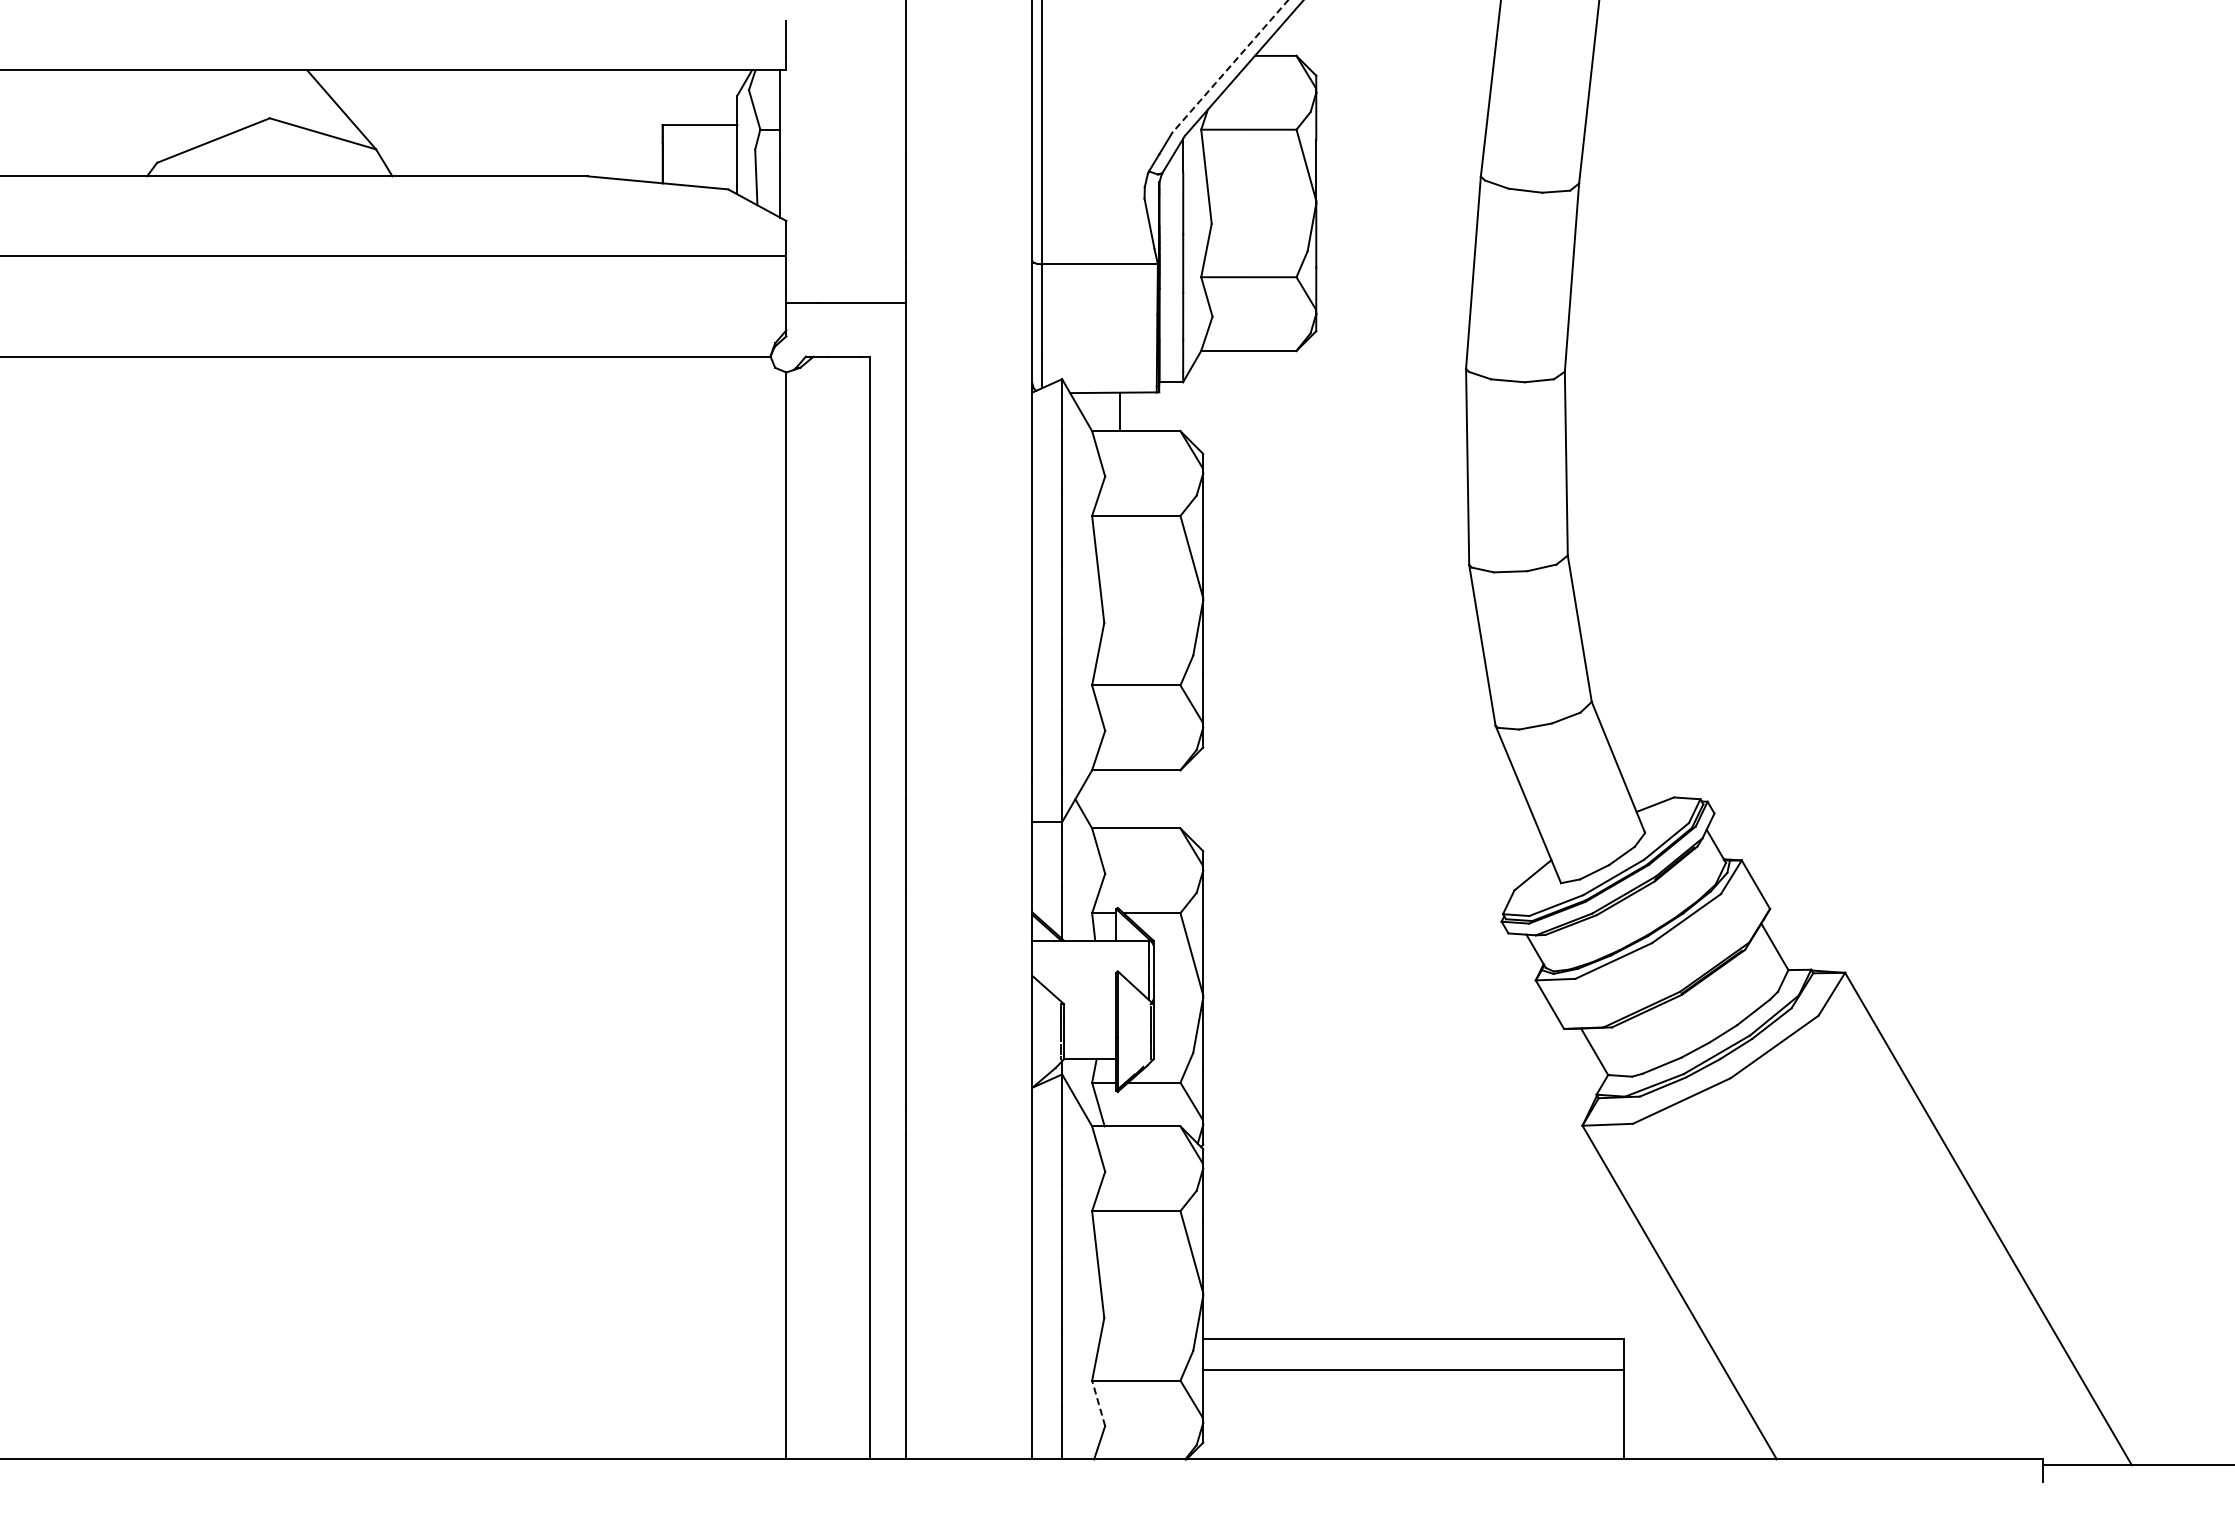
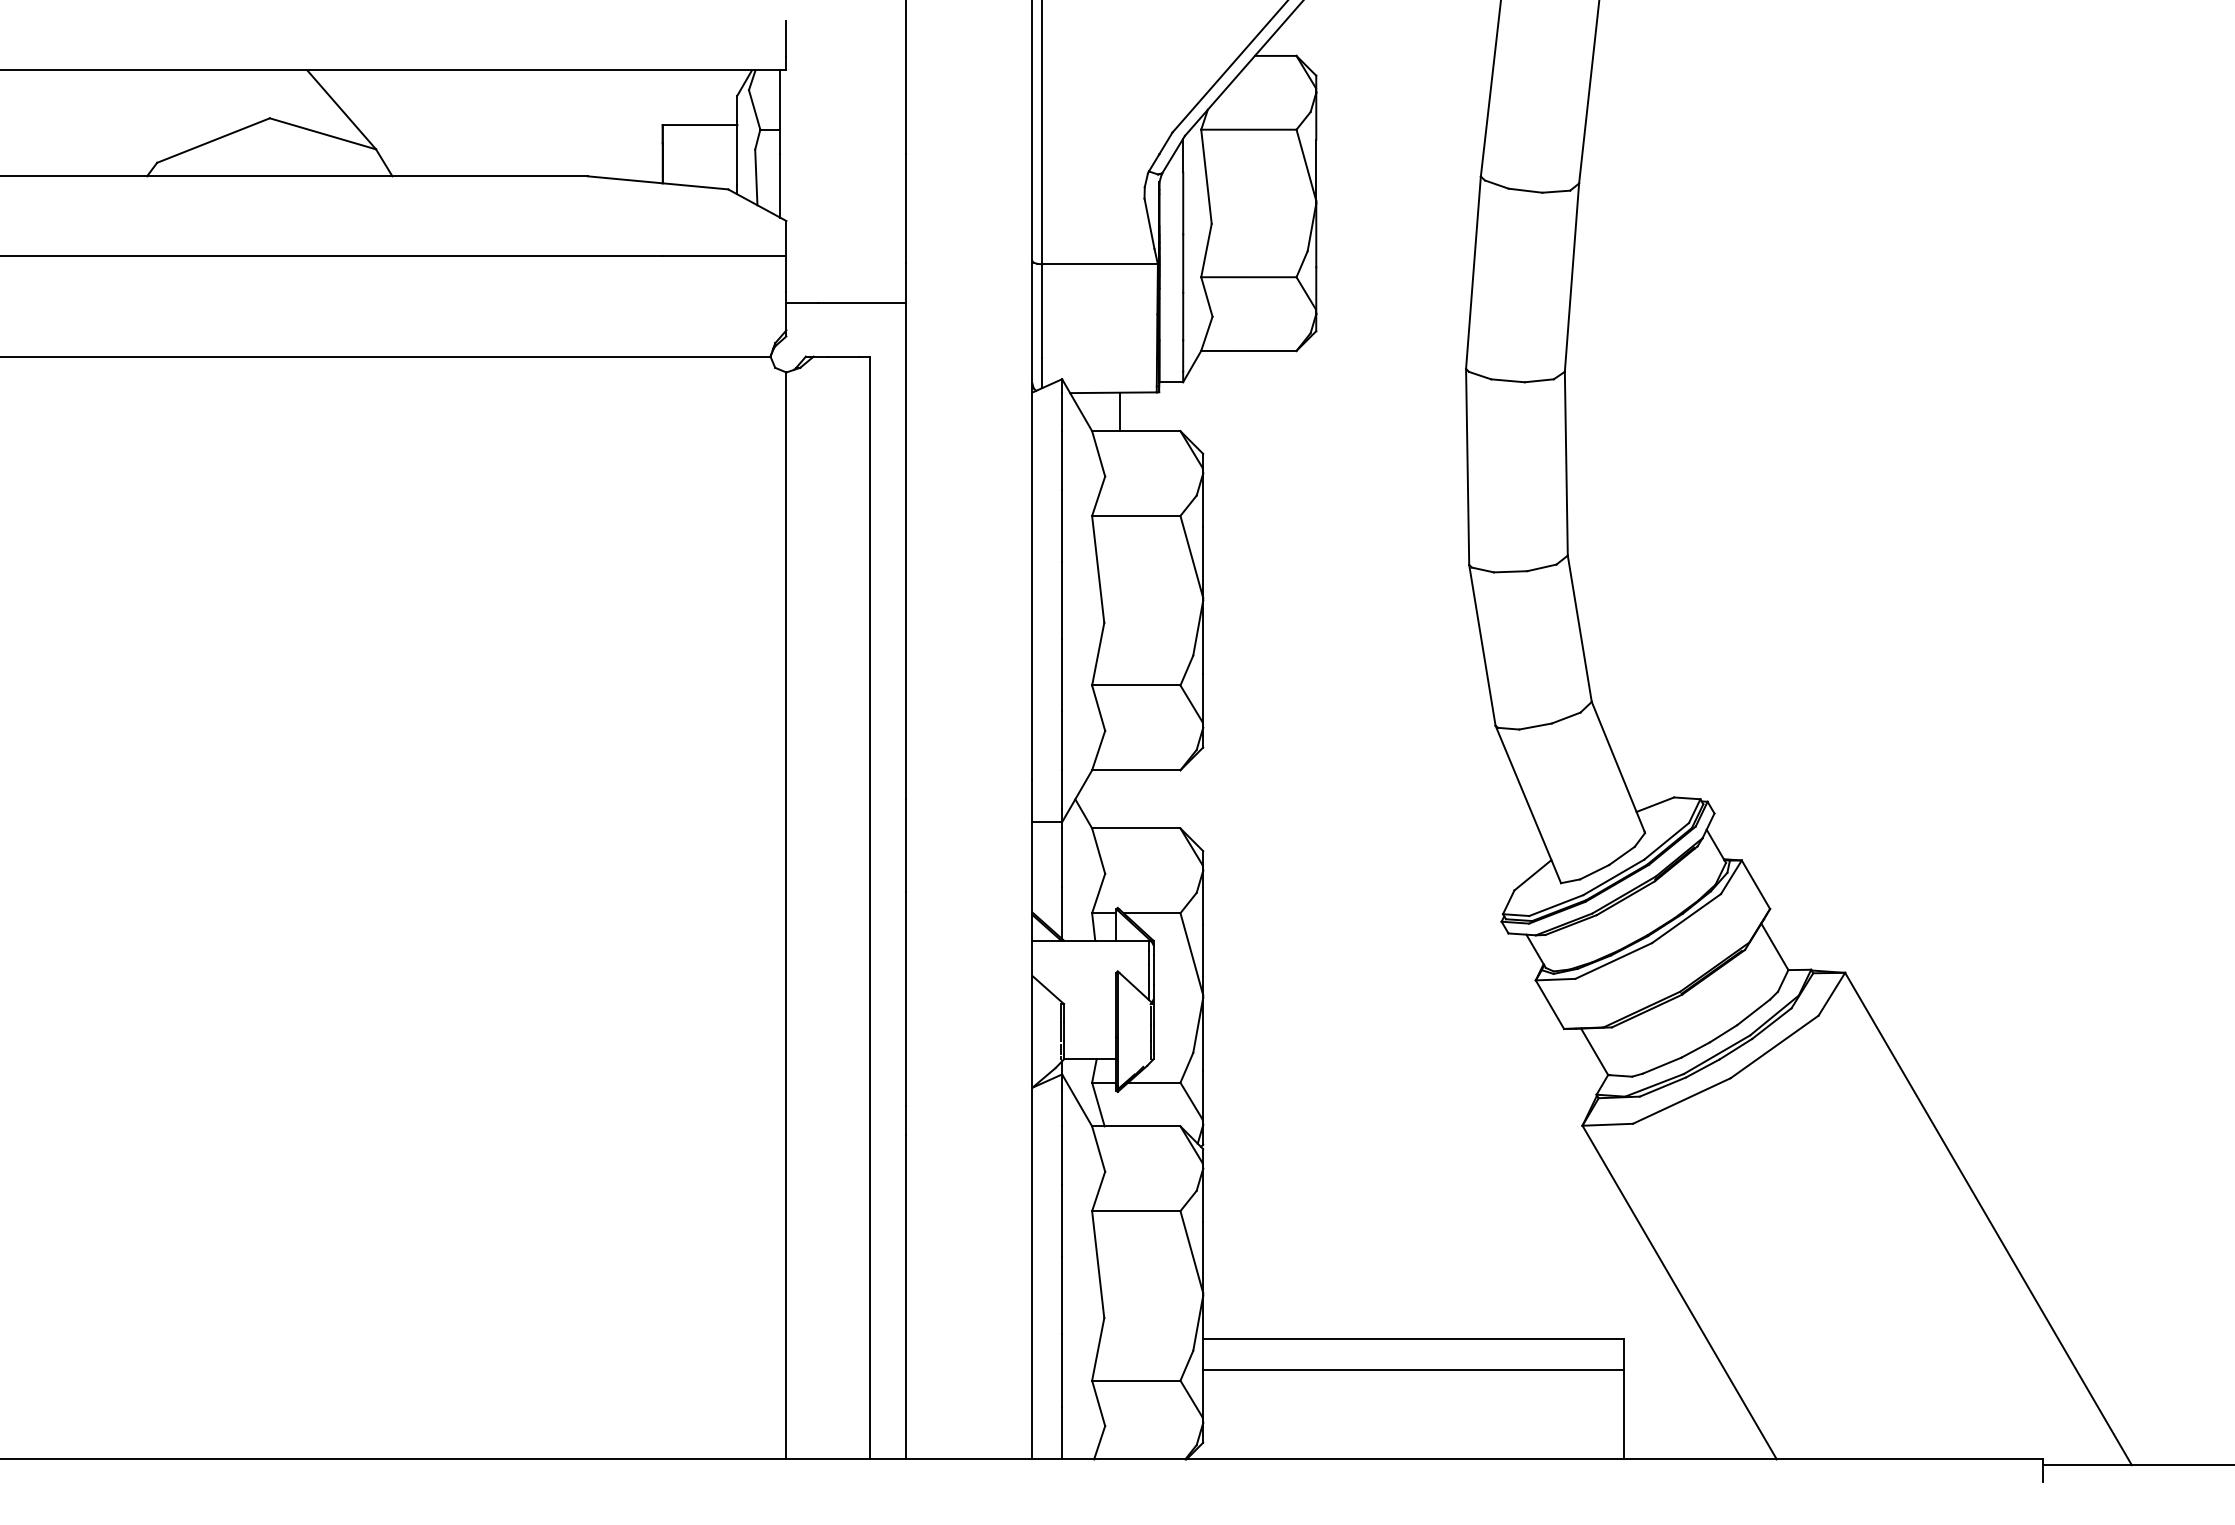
line: dashed -> solid (1230, 66)
line: dashed -> solid (1098, 1403)
